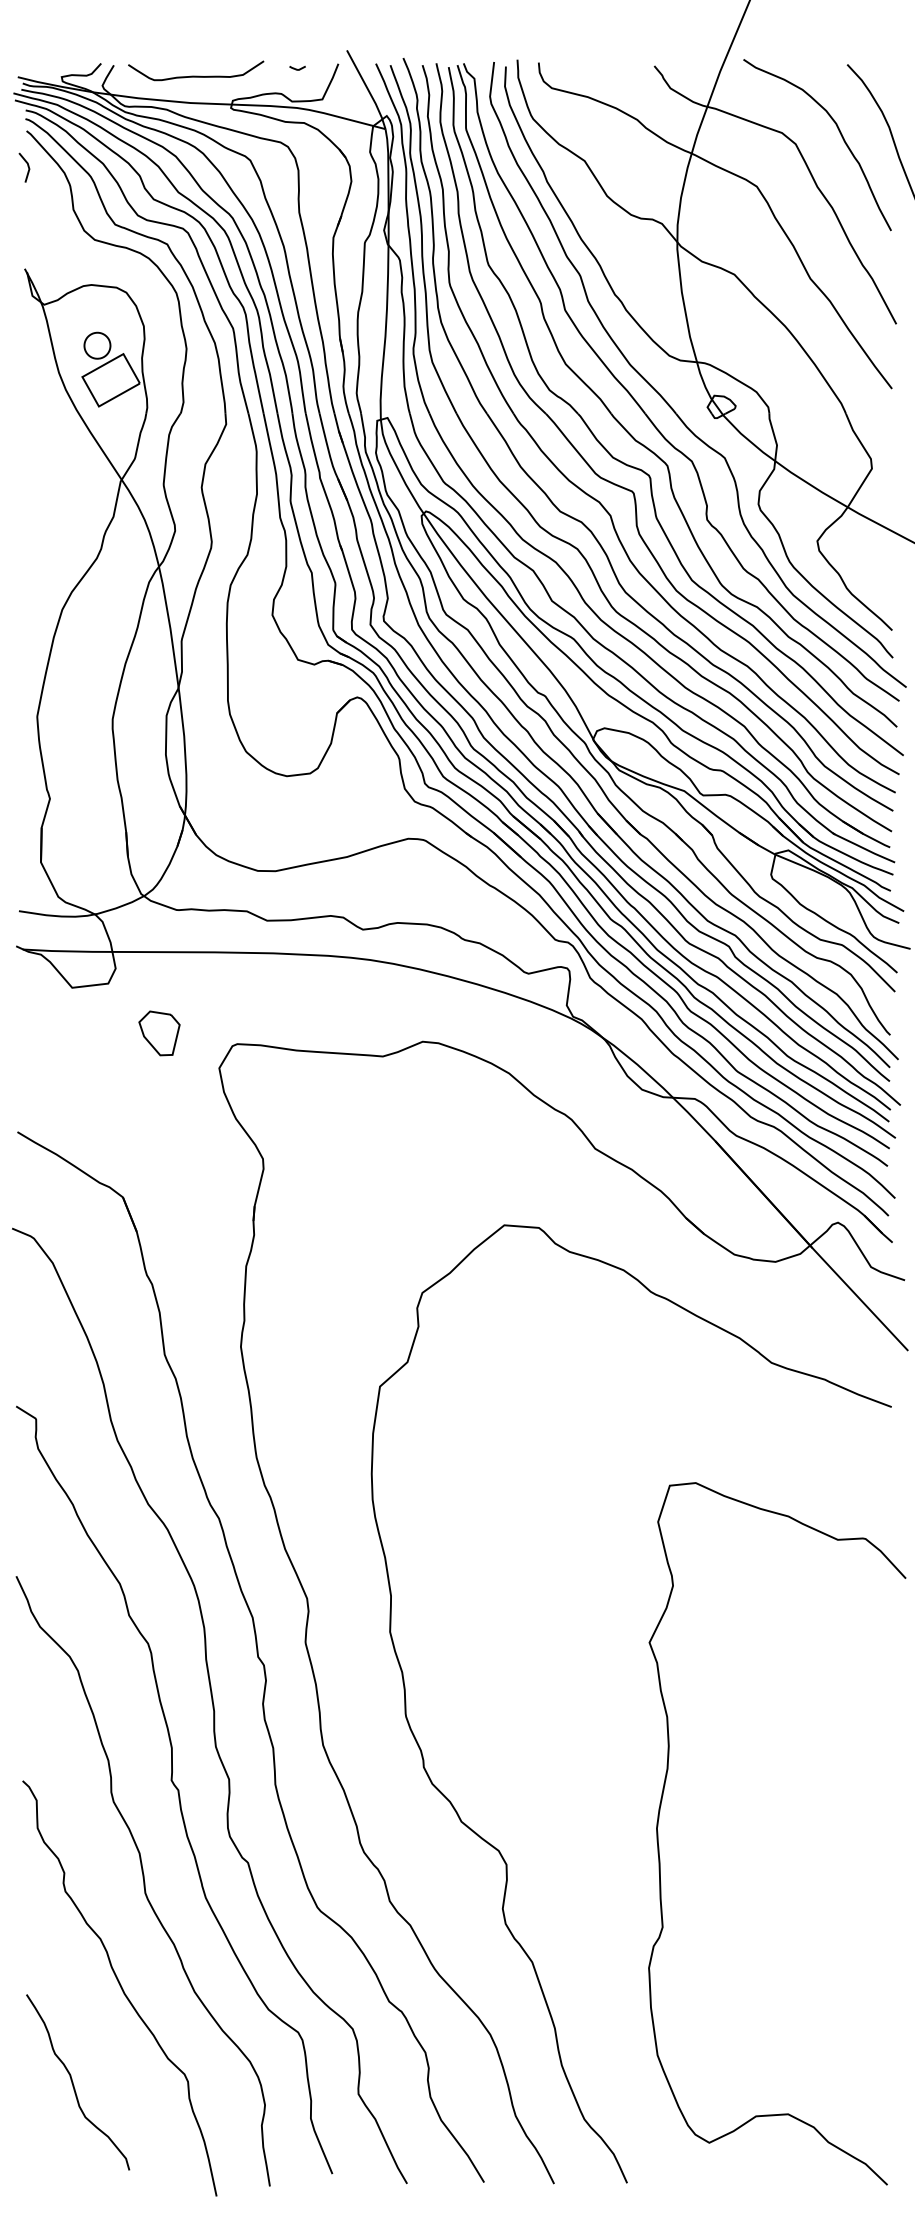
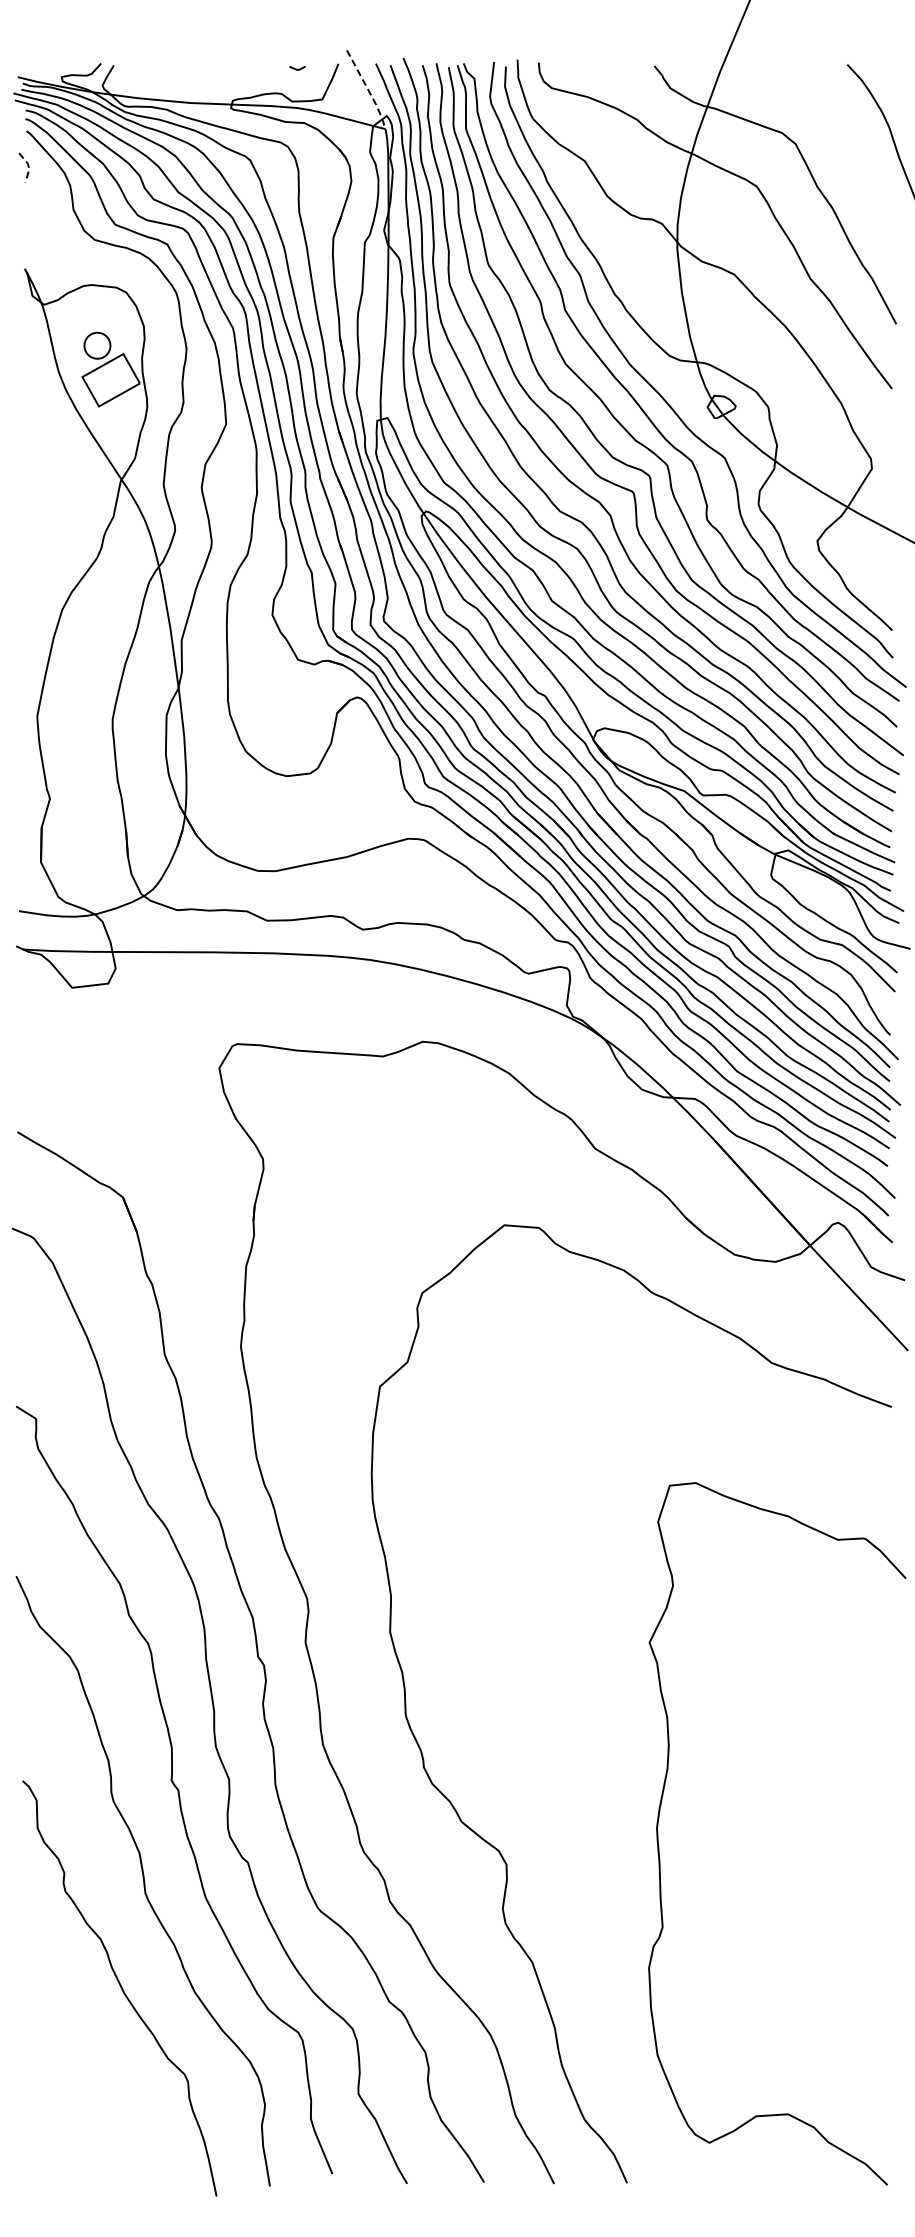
curve: present -> none (196, 75)
line: solid -> dashed (368, 90)
curve: present -> none (839, 133)
line: solid -> dashed (28, 167)
part: present -> none (159, 1033)
curve: present -> none (73, 2082)
